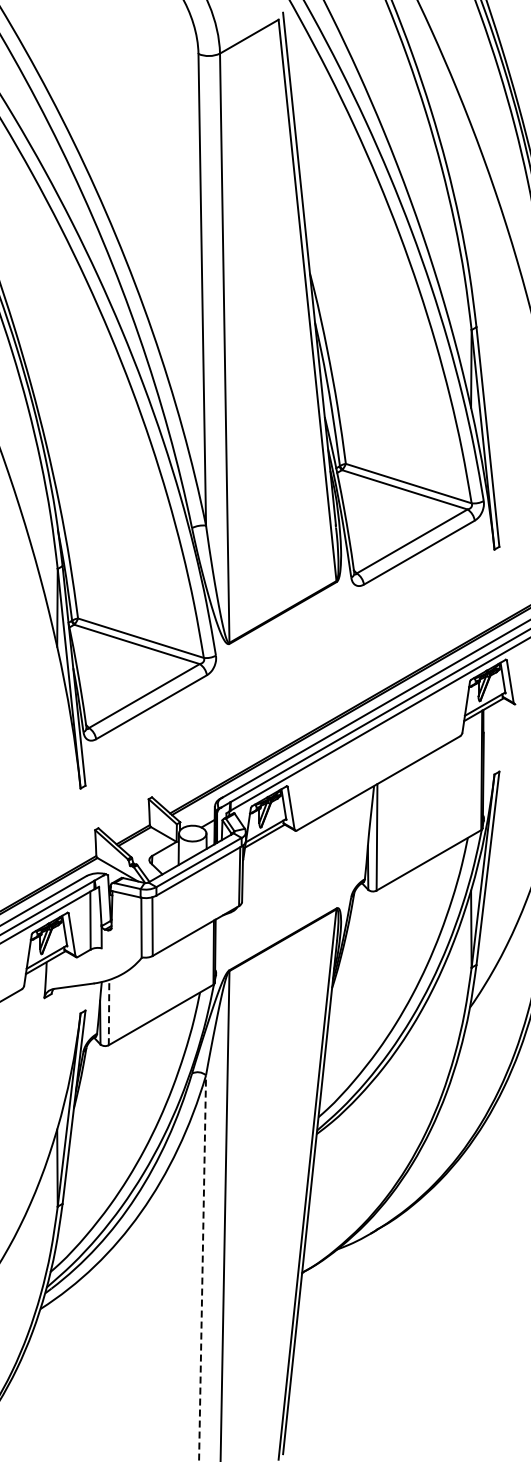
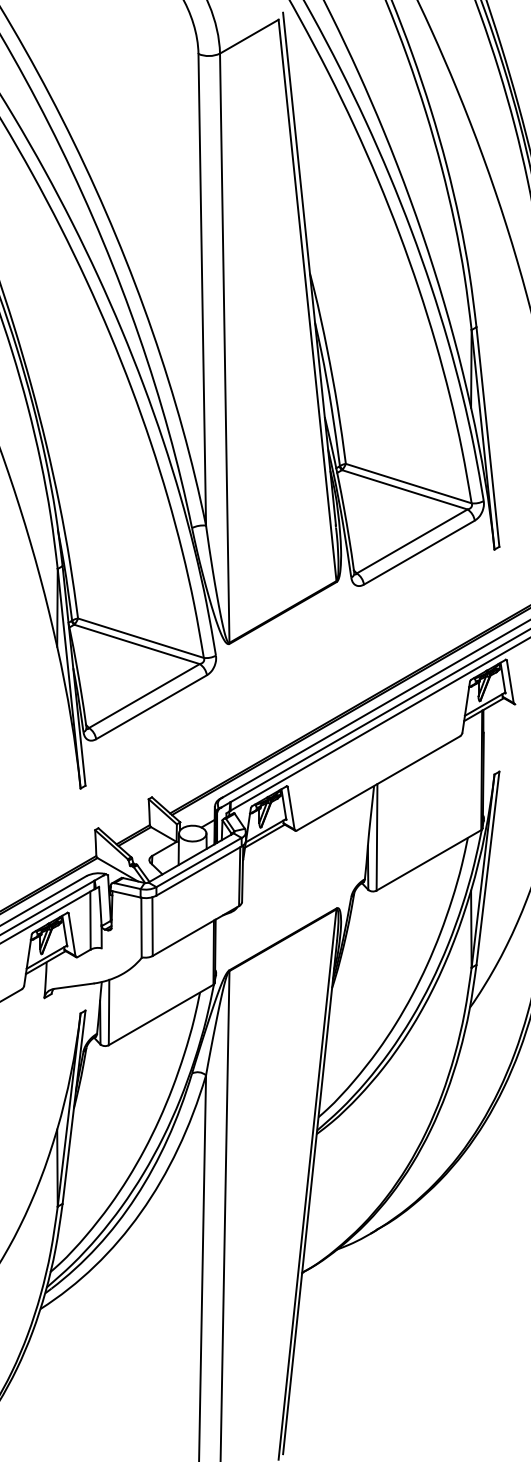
line: dashed -> solid (109, 1012)
line: dashed -> solid (202, 1268)
